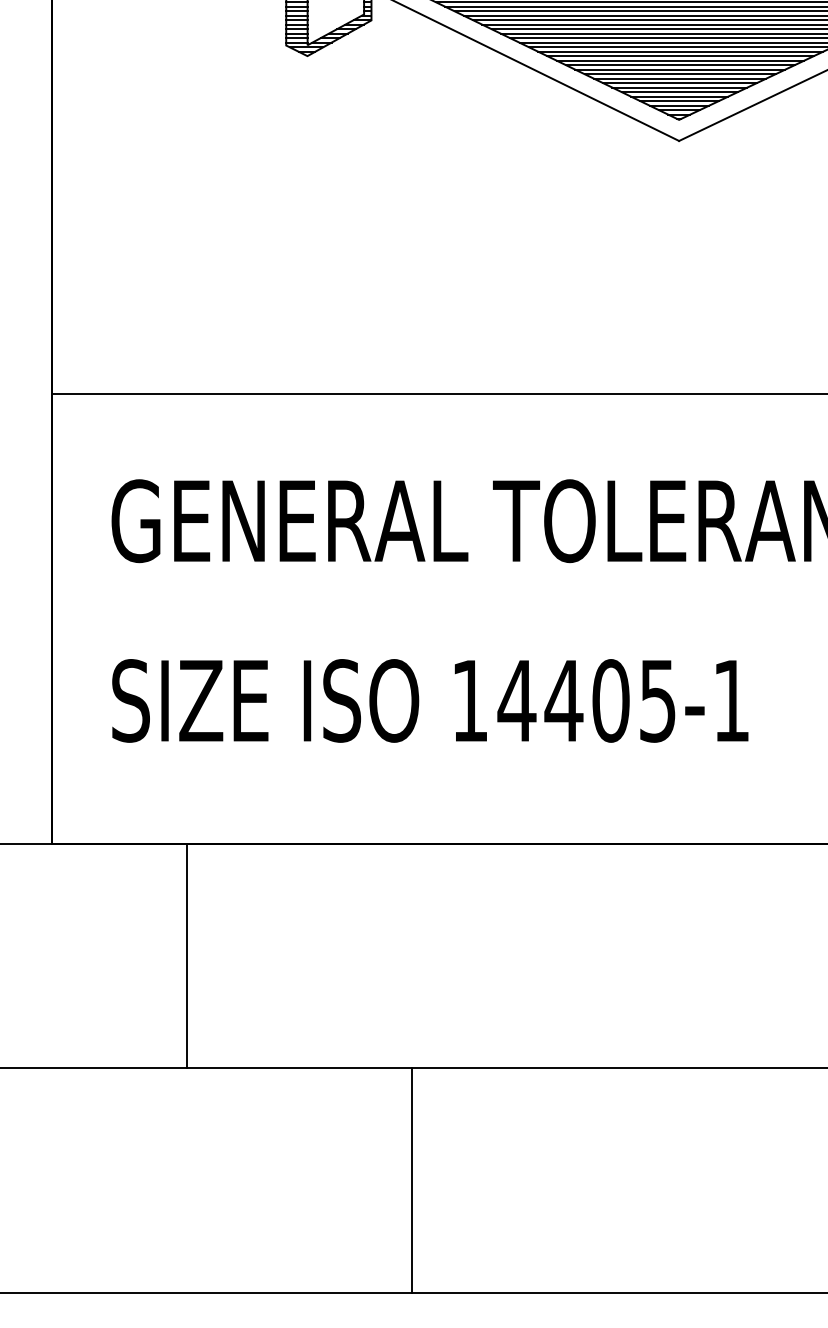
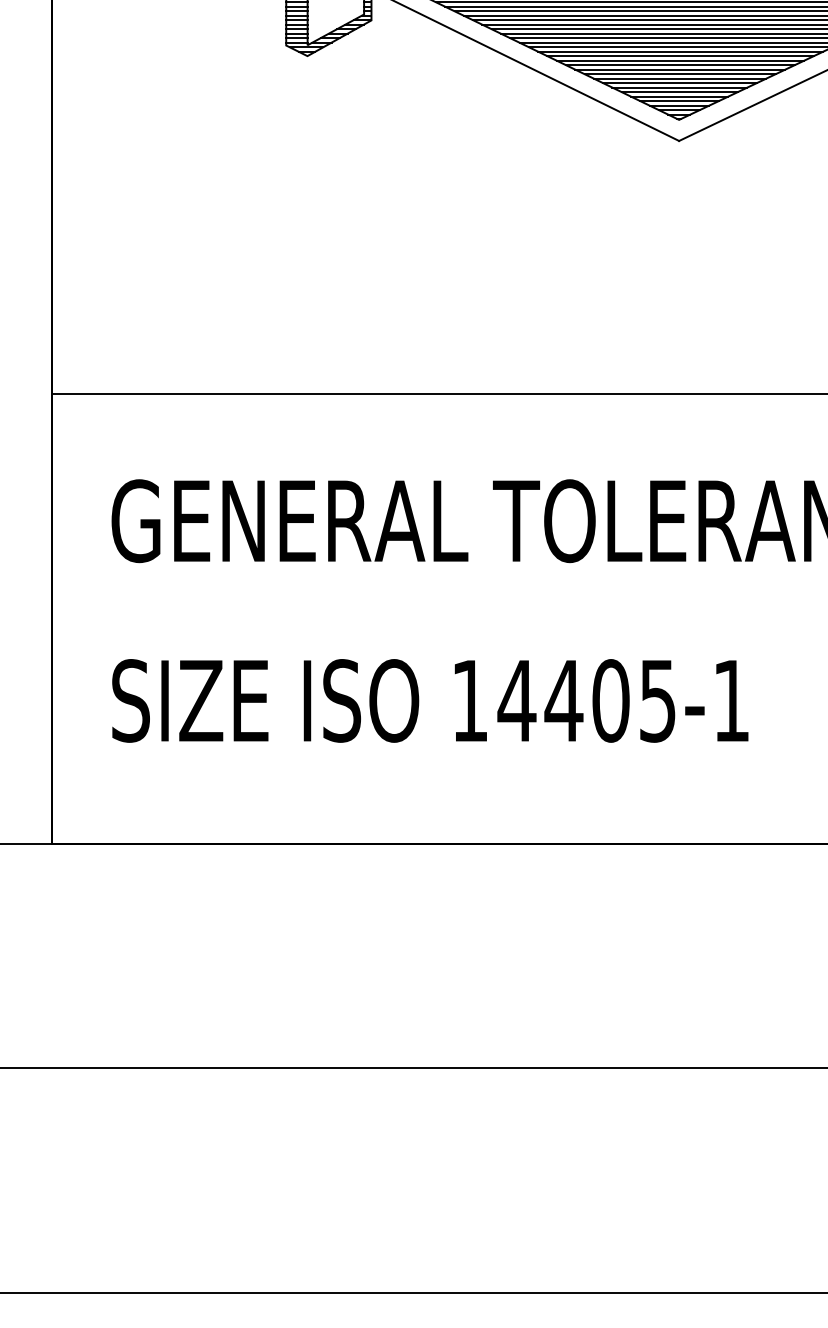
line: present -> none (187, 955)
line: present -> none (411, 1180)
